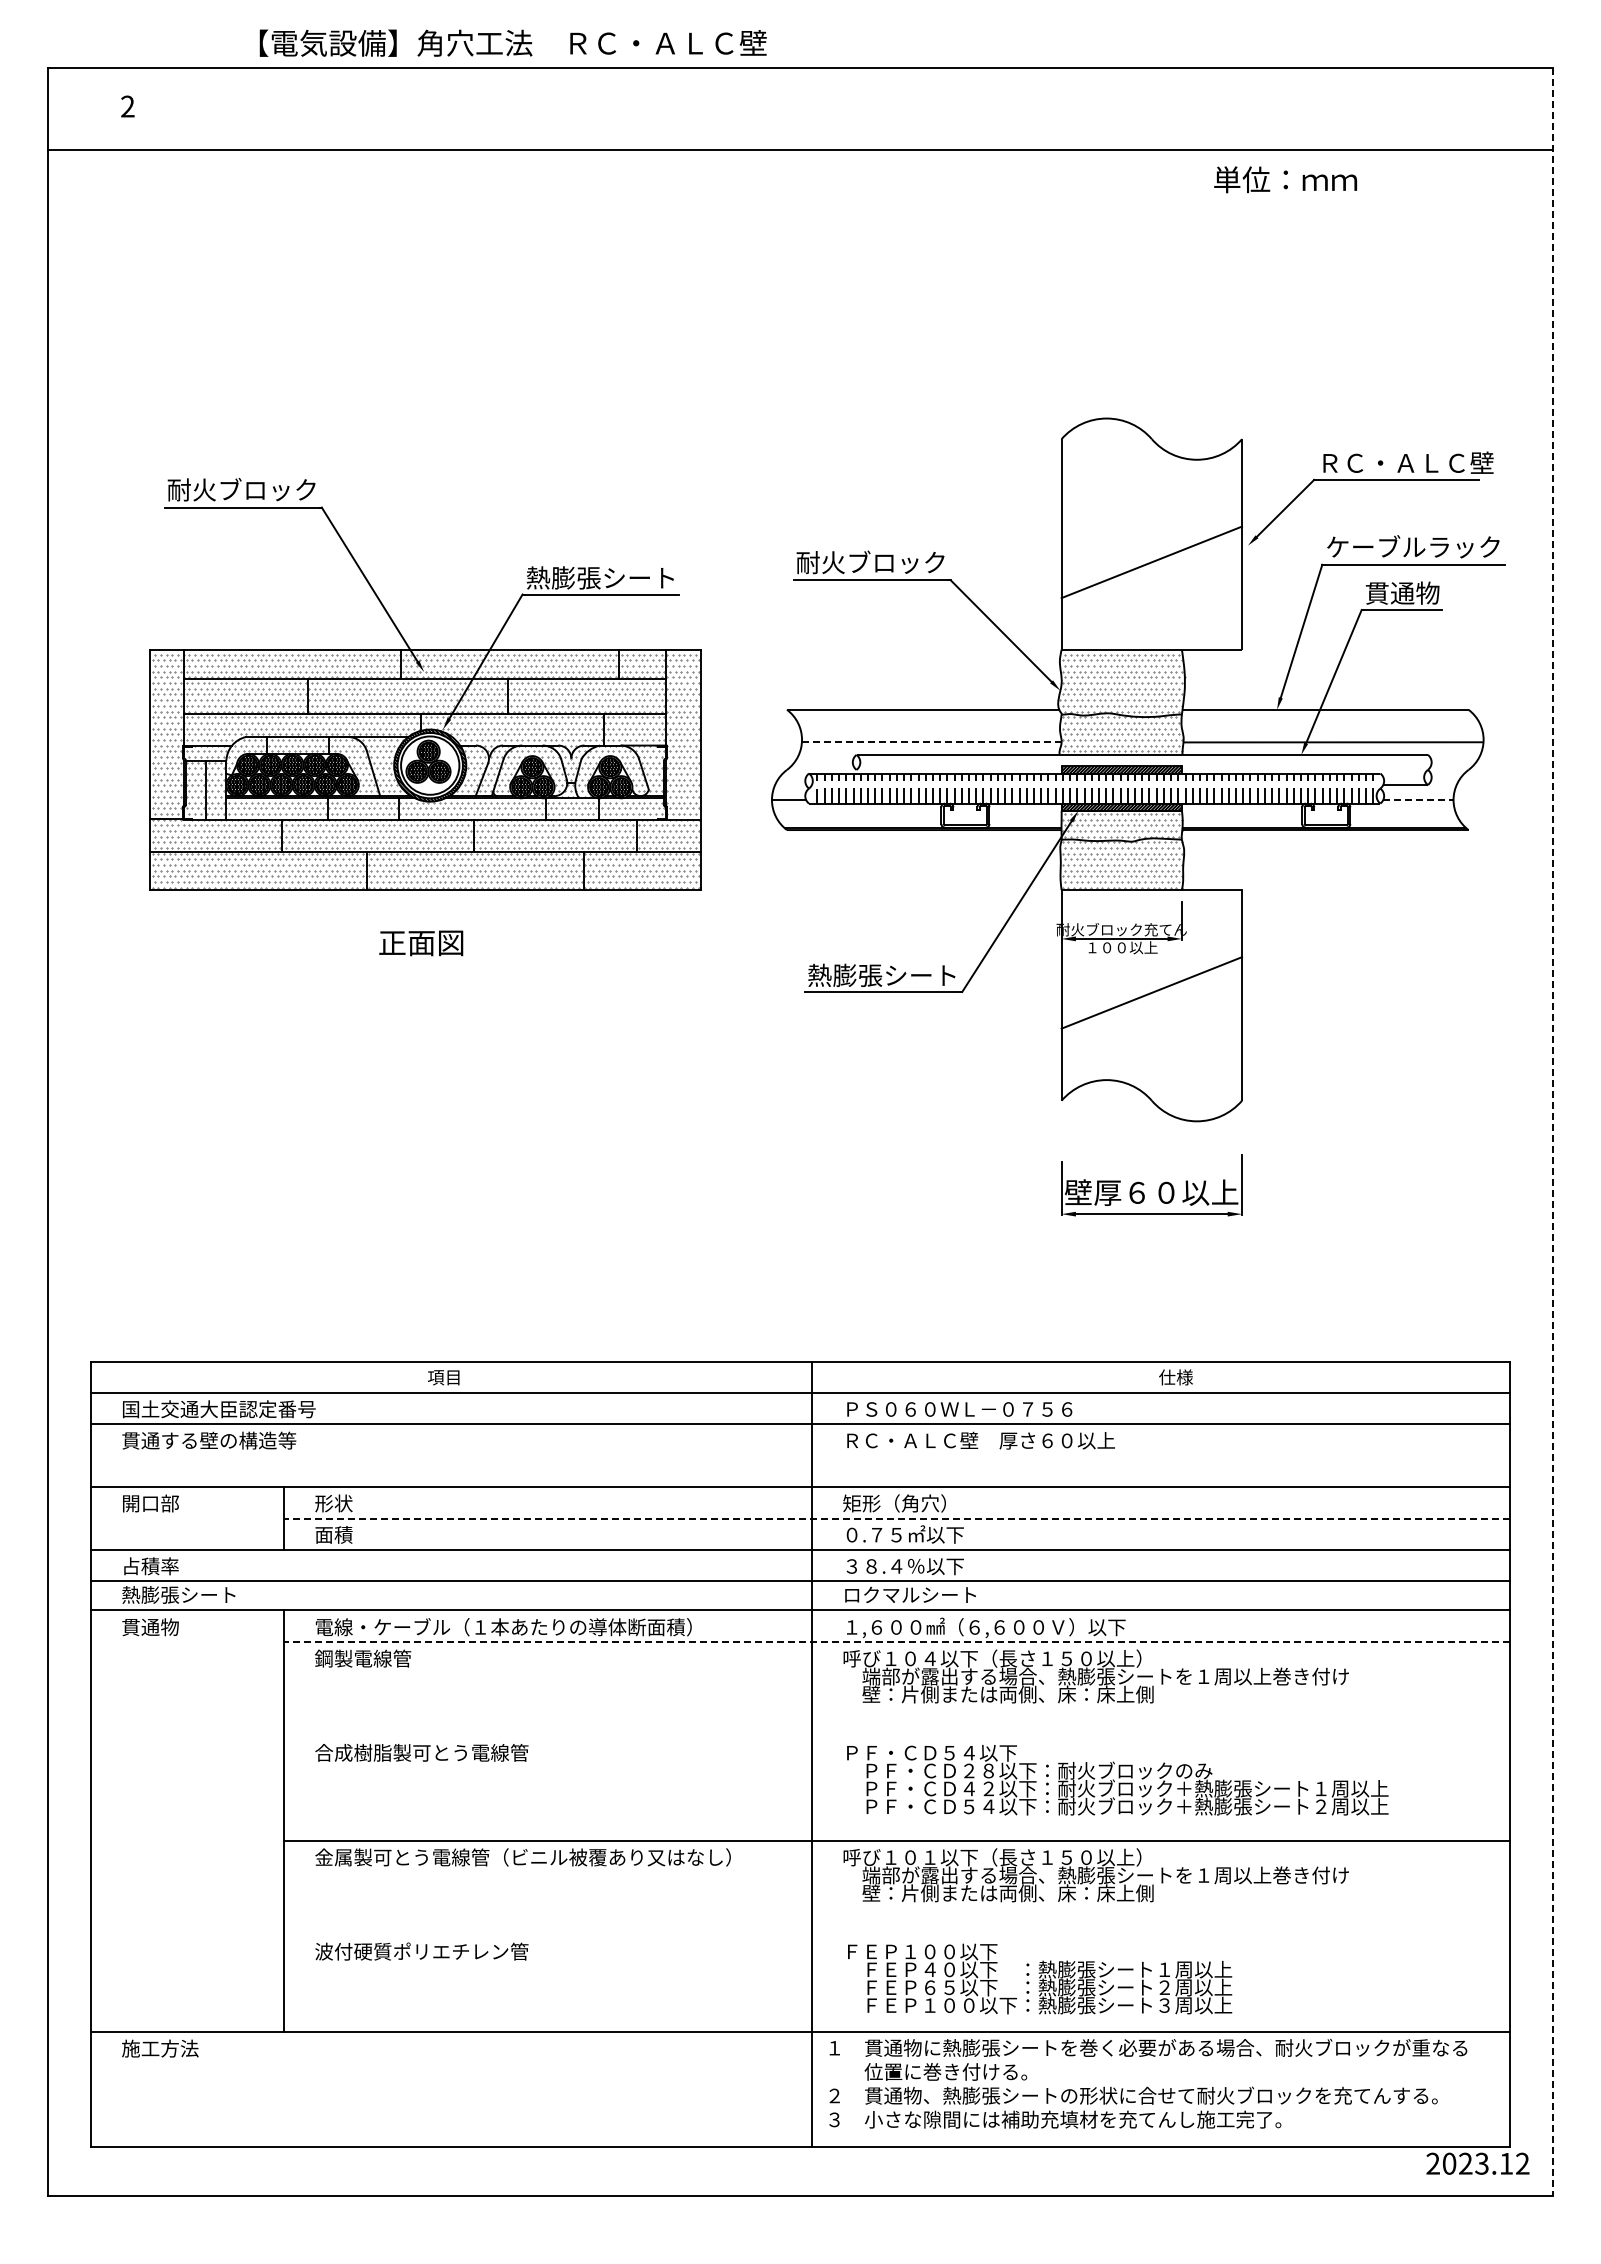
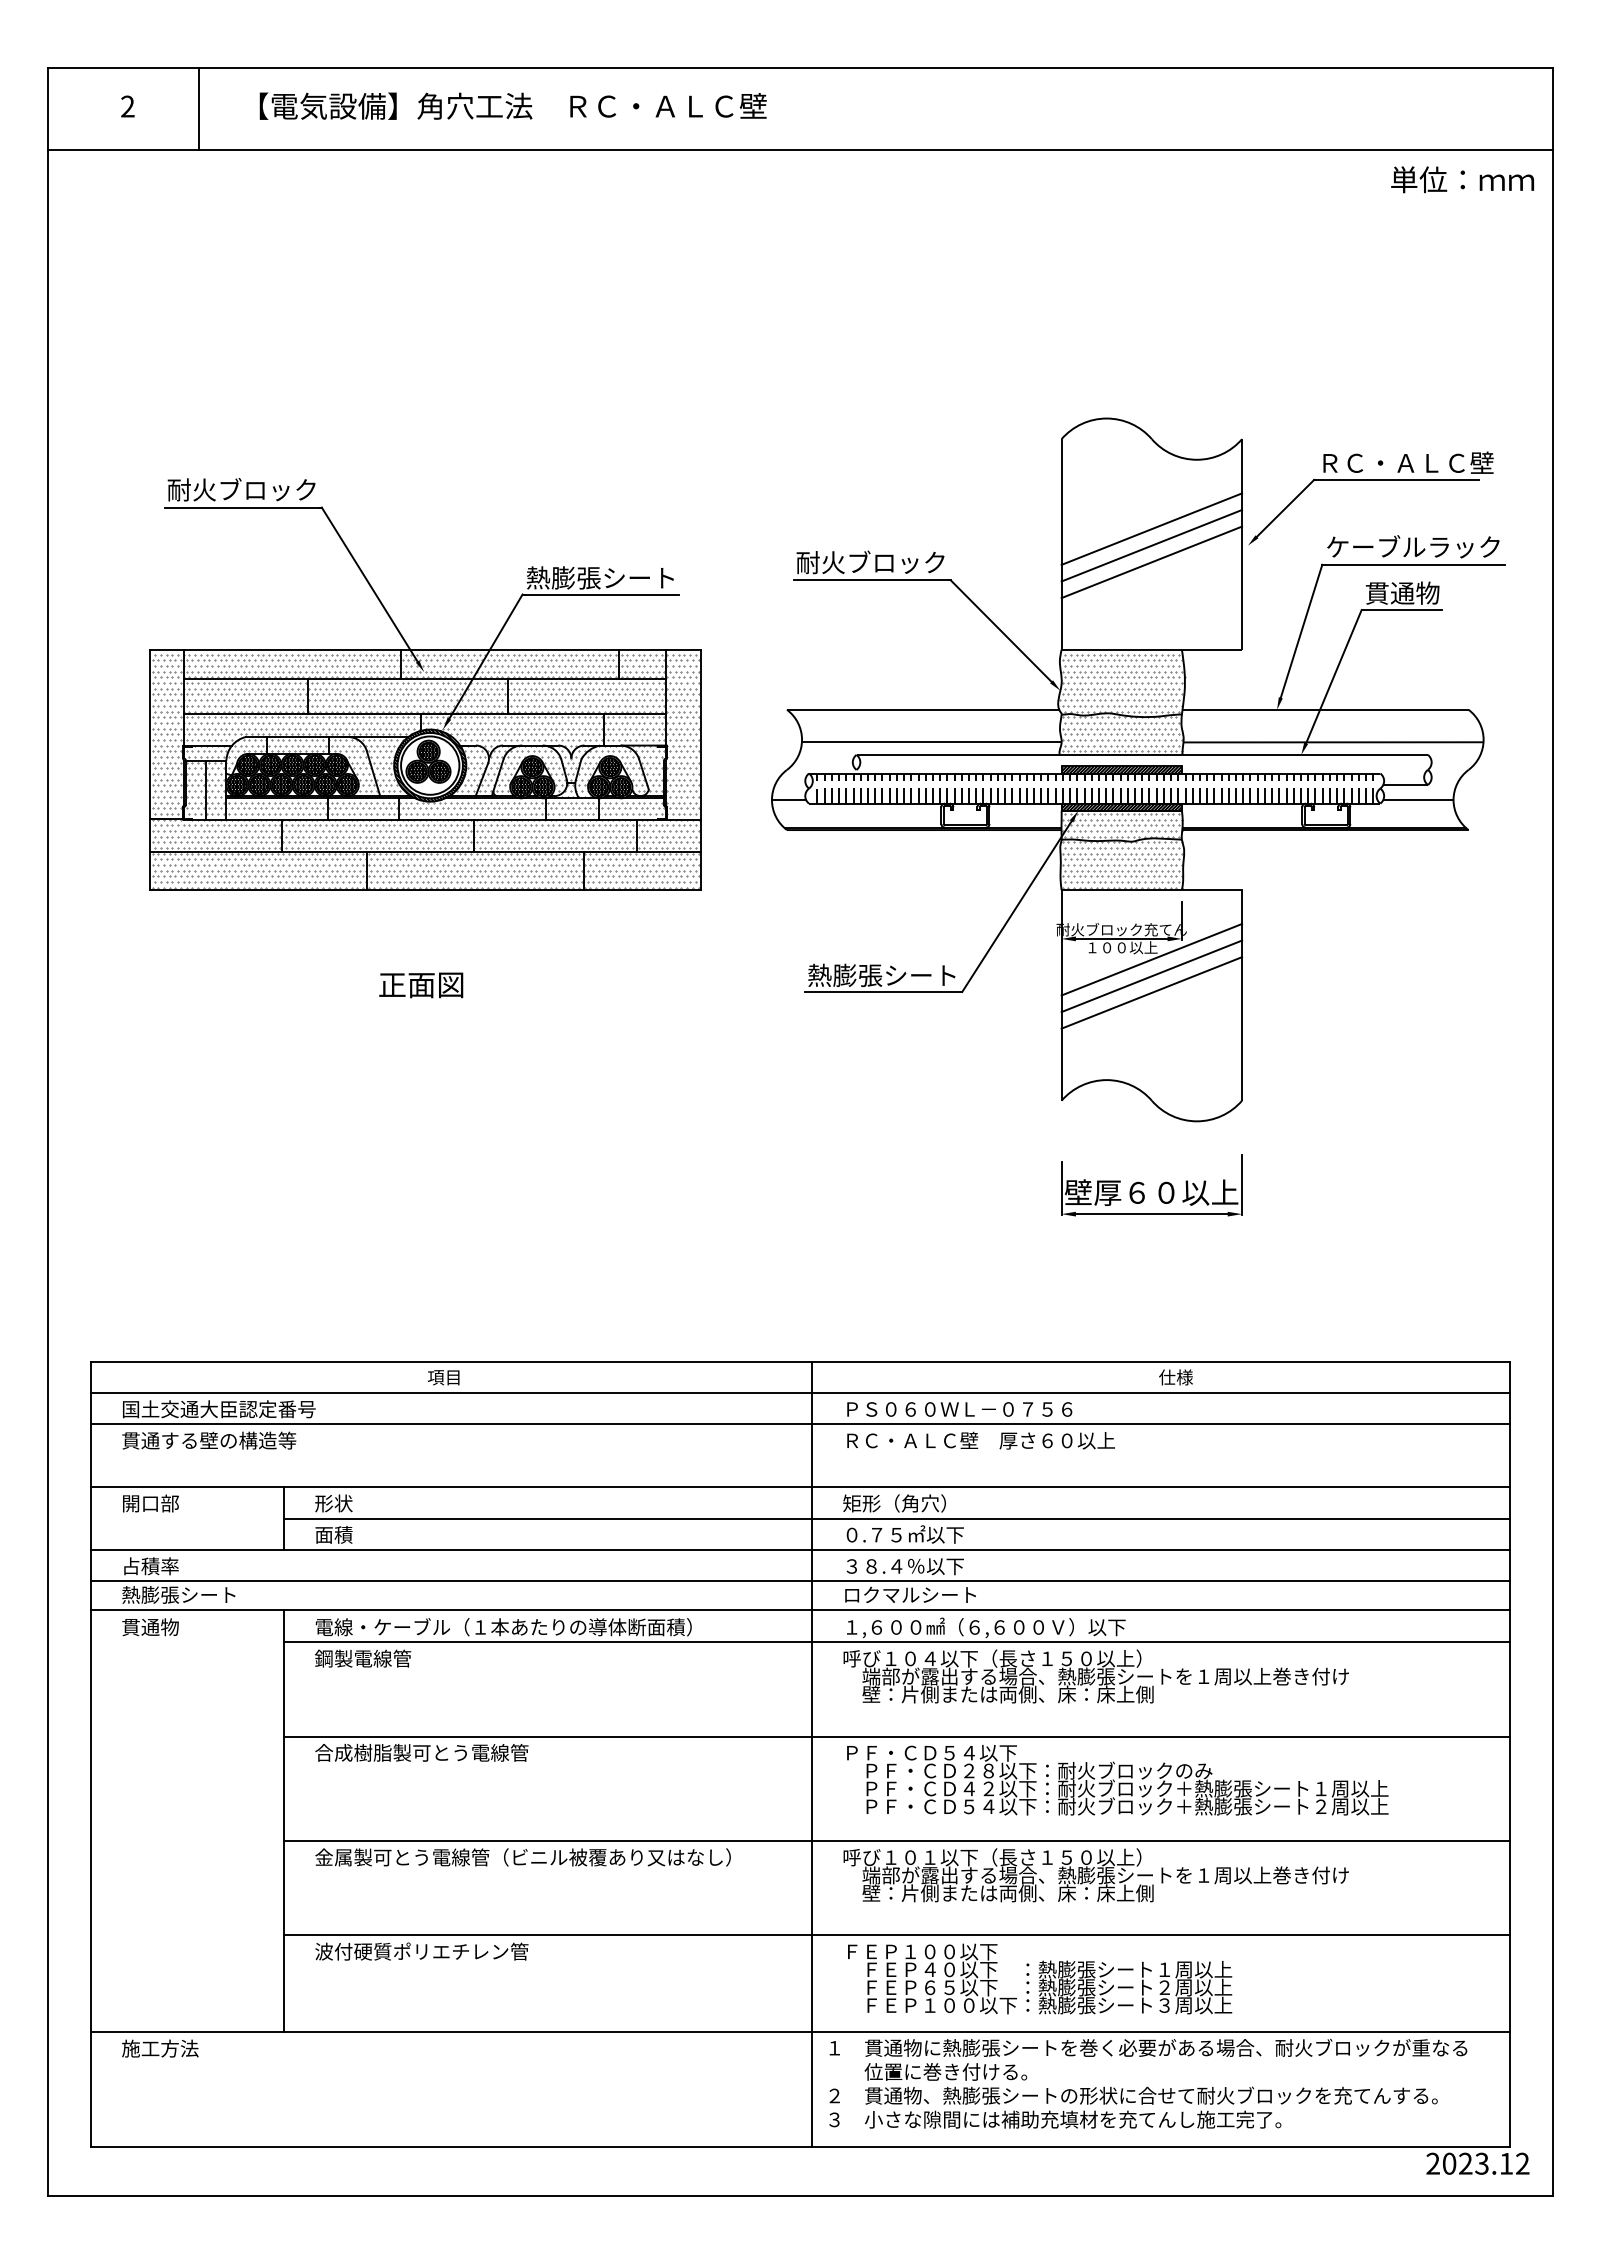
text position: (512, 42) -> (512, 105) (512, 105)
line: none -> present (199, 108)
text position: (1285, 179) -> (1462, 179) (1462, 179)
line: none -> present (1151, 528)
line: none -> present (1151, 545)
line: dashed -> solid (931, 742)
line: dashed -> solid (1418, 800)
text position: (421, 943) -> (421, 985) (421, 985)
line: none -> present (1151, 959)
line: none -> present (1151, 976)
line: dashed -> solid (1552, 1132)
line: dashed -> solid (896, 1518)
line: dashed -> solid (896, 1642)
line: none -> present (896, 1736)
line: none -> present (896, 1935)
